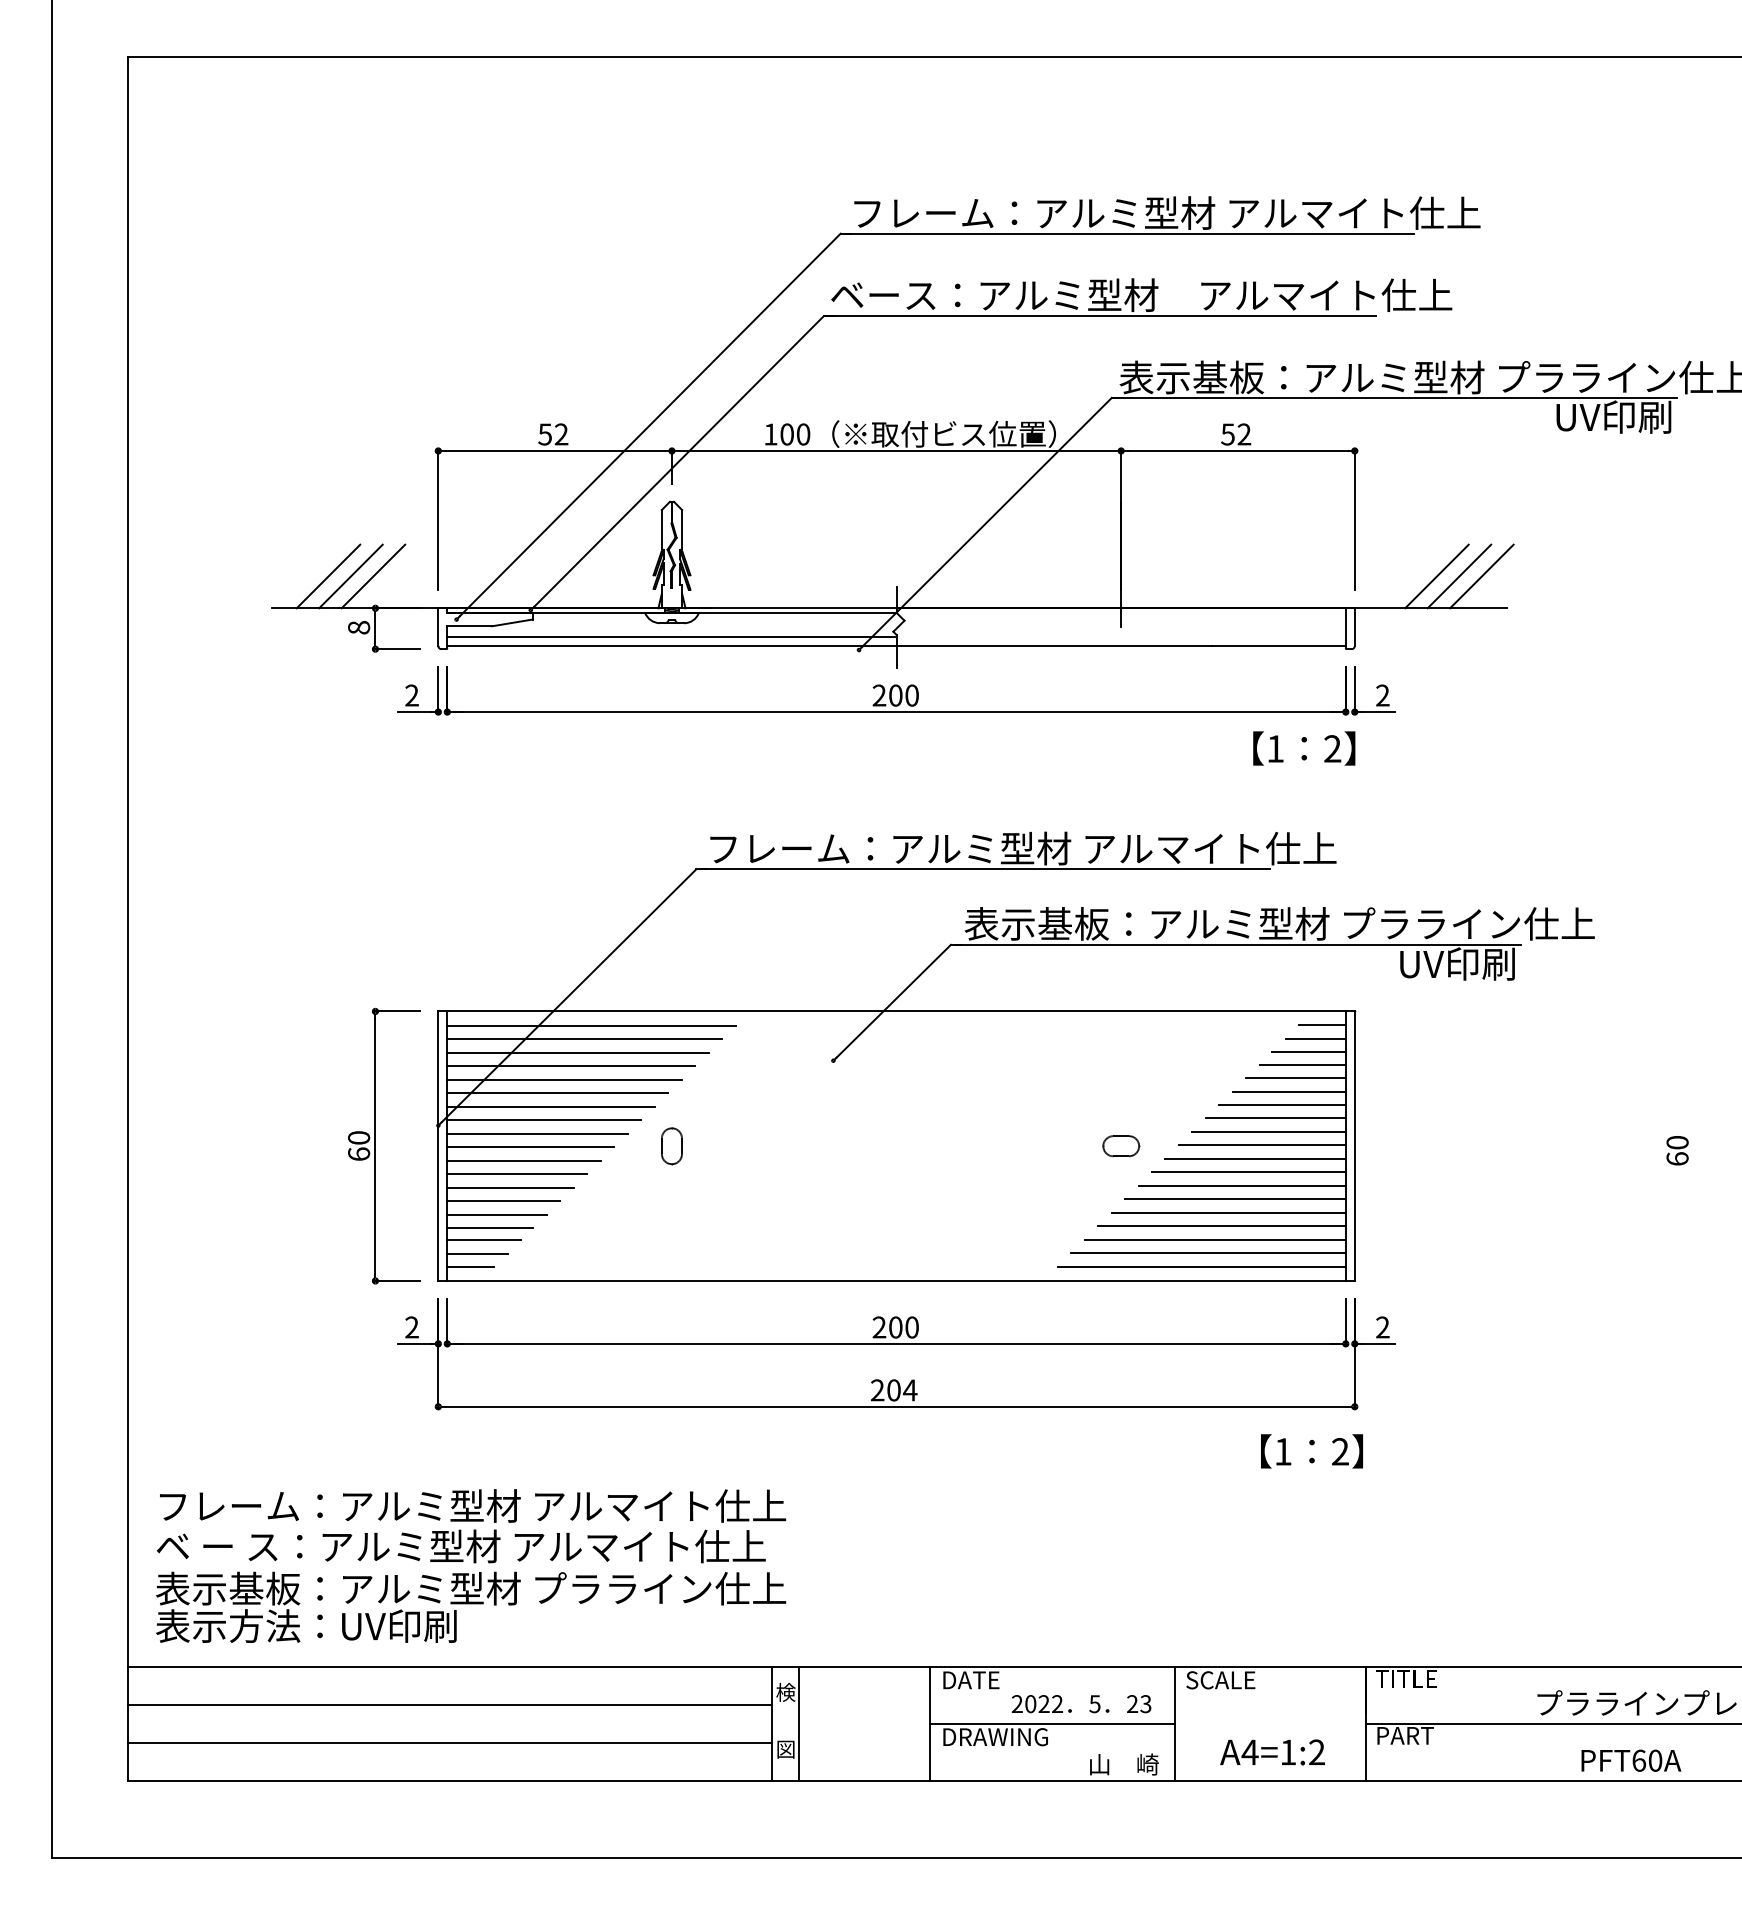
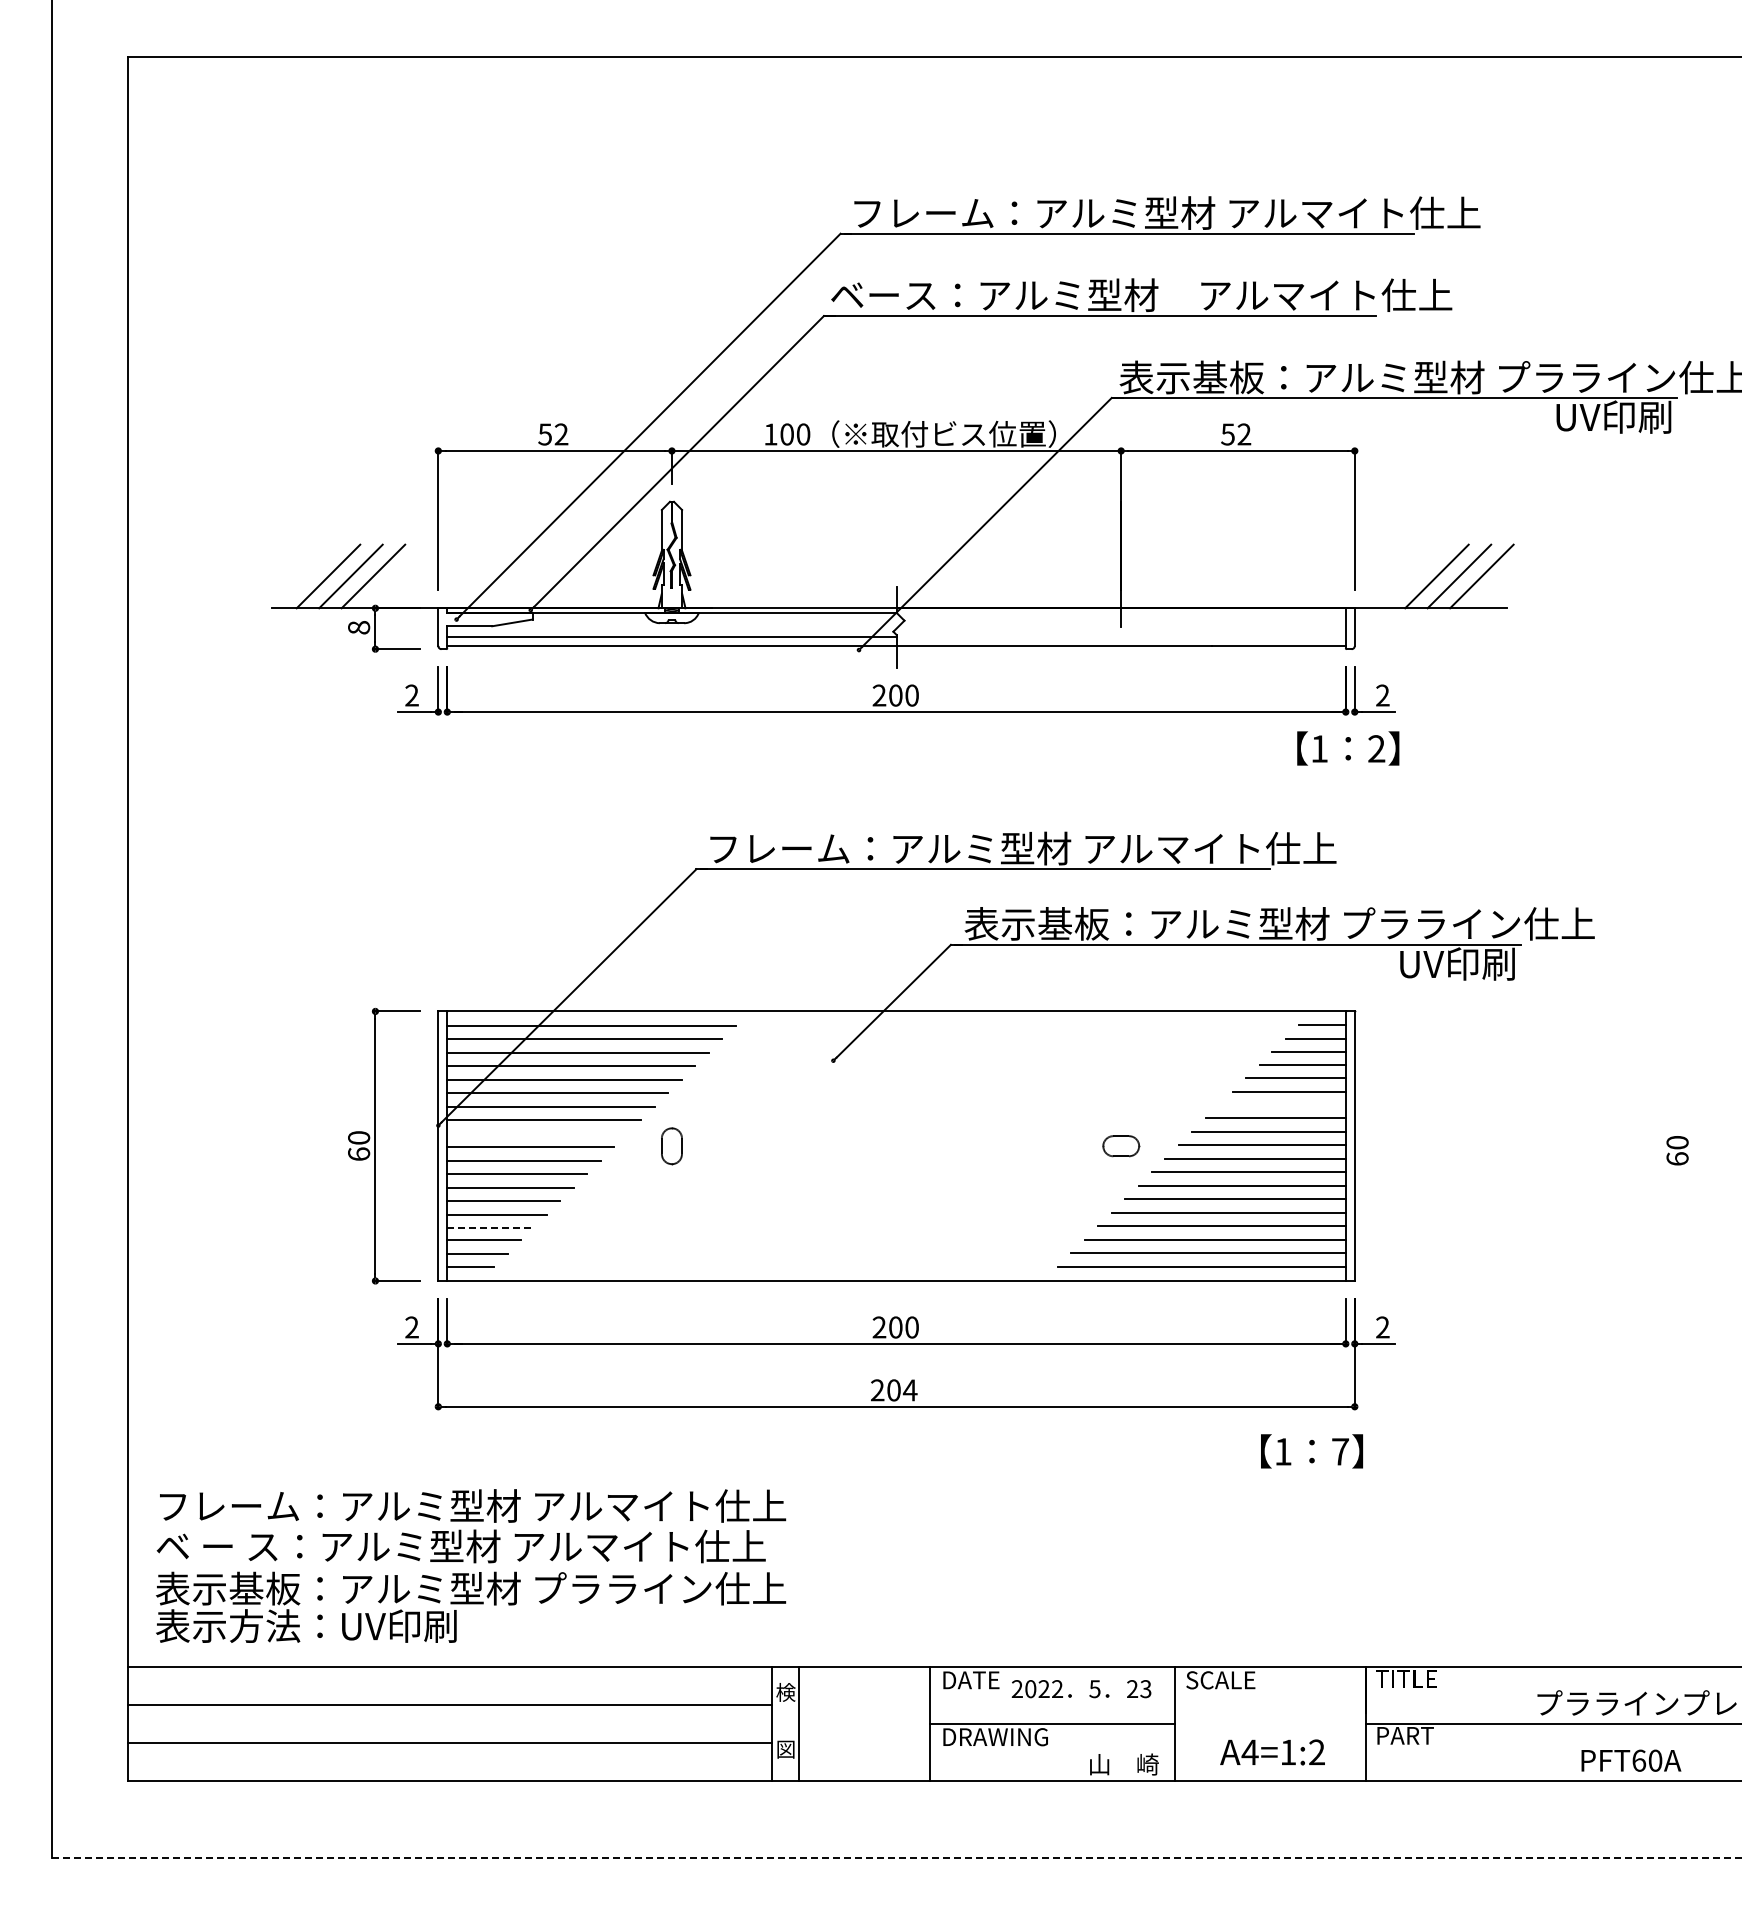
text position: (1304, 748) -> (1348, 748) (1348, 748)
line: present -> none (1282, 1104)
line: present -> none (537, 1133)
line: solid -> dashed (490, 1227)
text: 2 -> 7 (1340, 1451)
text position: (1081, 1704) -> (1081, 1689) (1081, 1689)
line: solid -> dashed (896, 1857)
